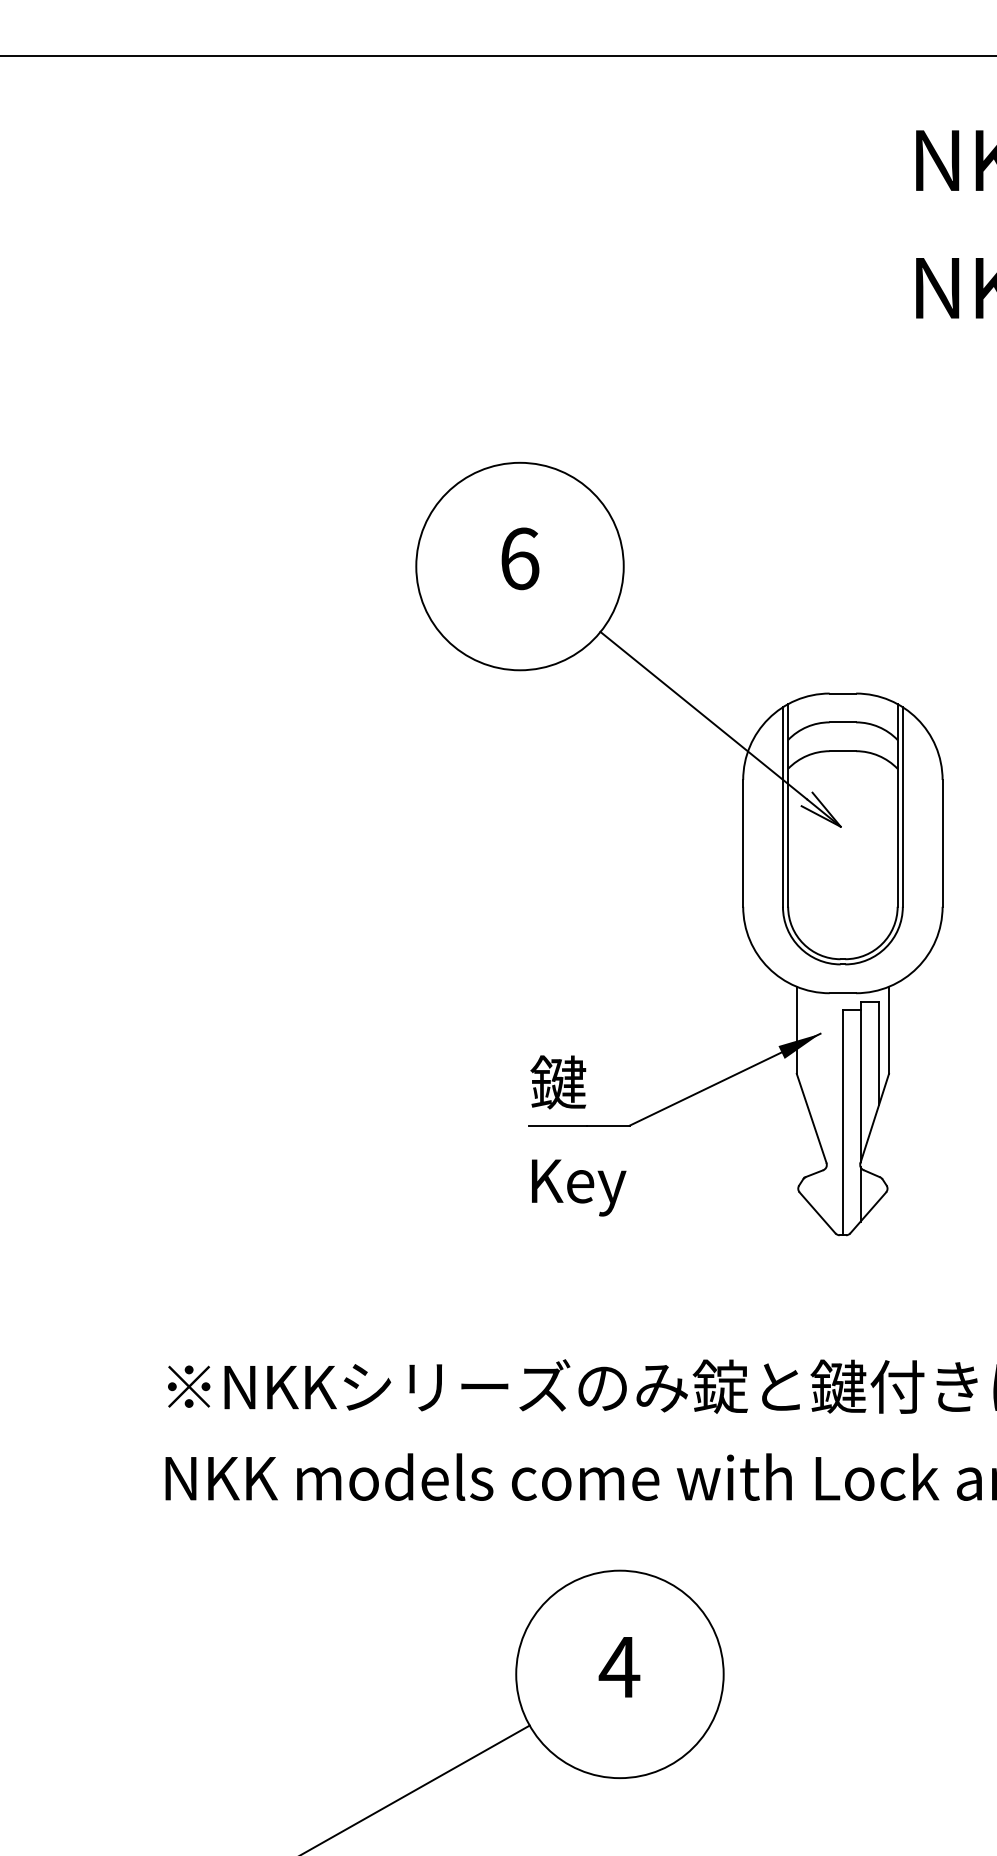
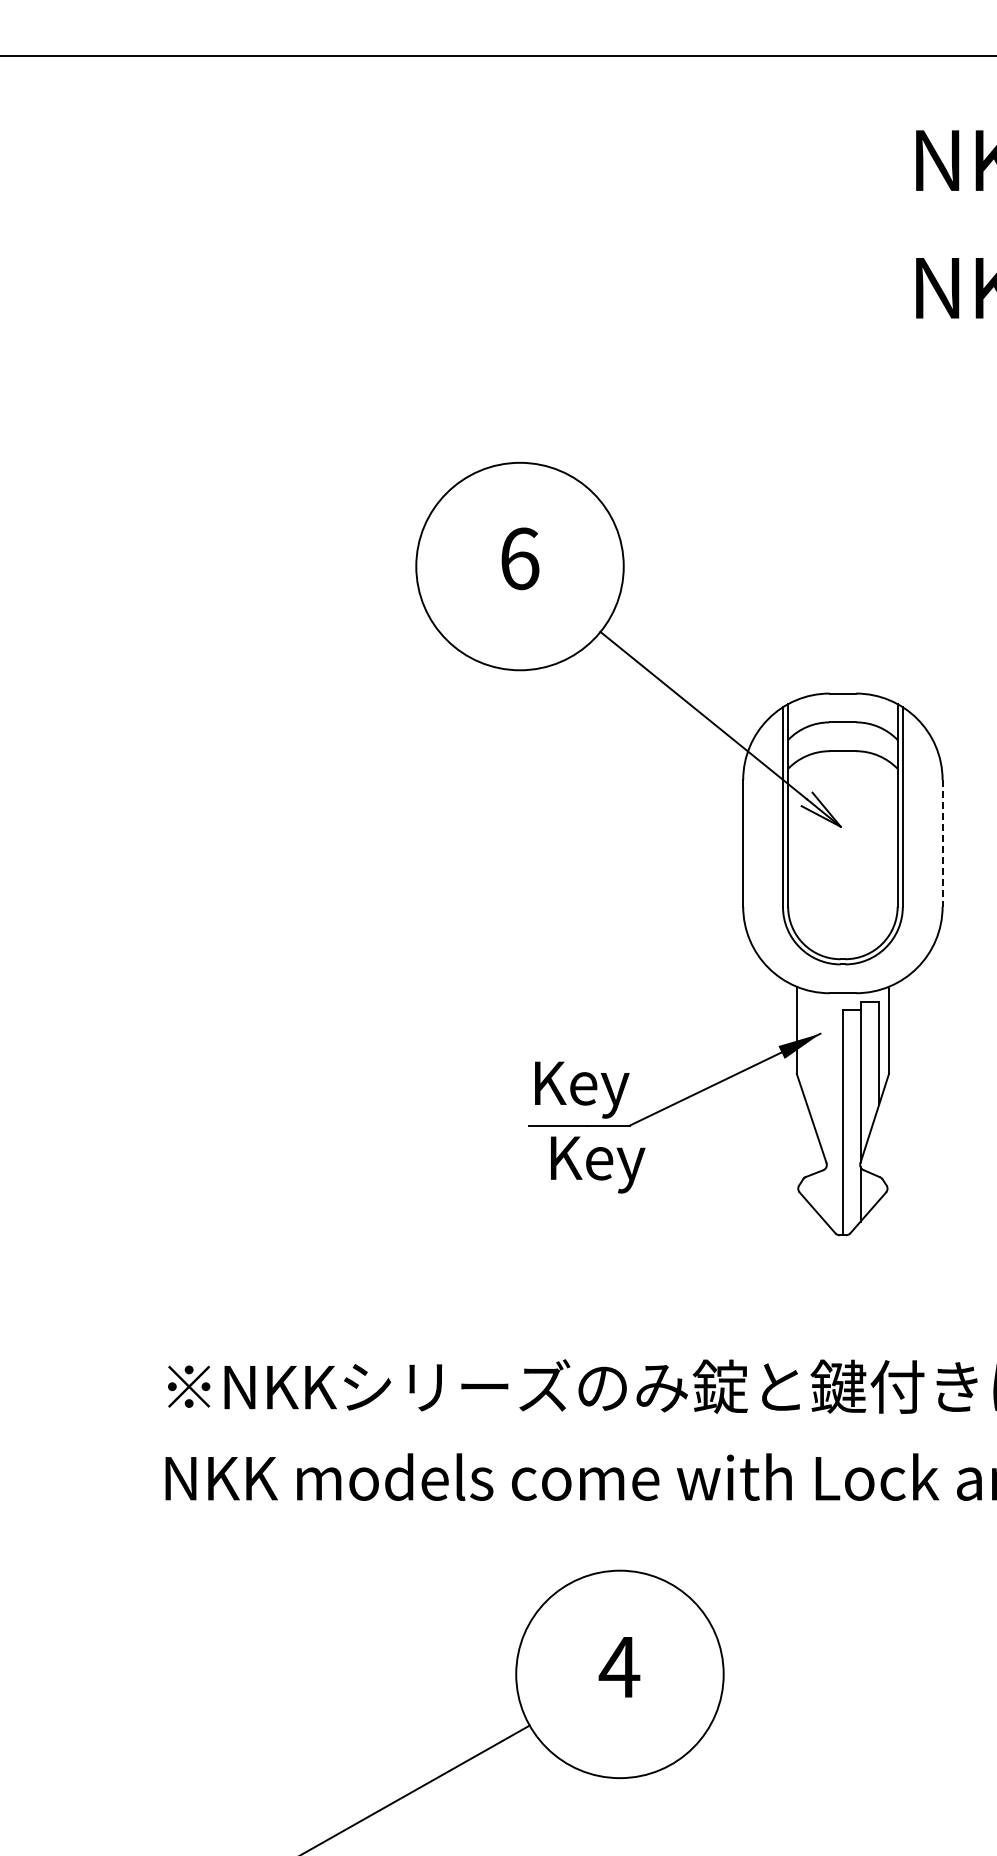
line: solid -> dashed (942, 843)
text: 鍵 -> Key (579, 1086)
text position: (579, 1187) -> (598, 1164) (598, 1164)
